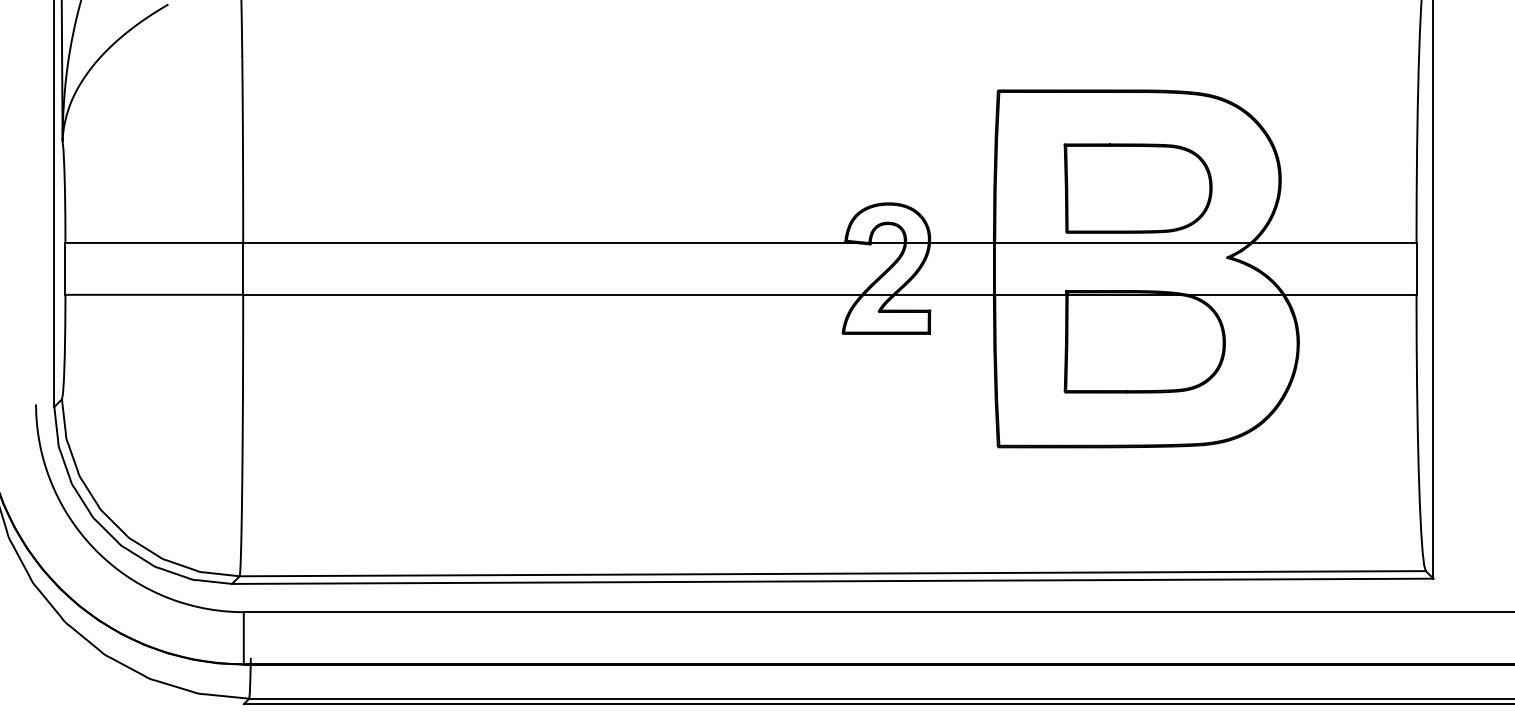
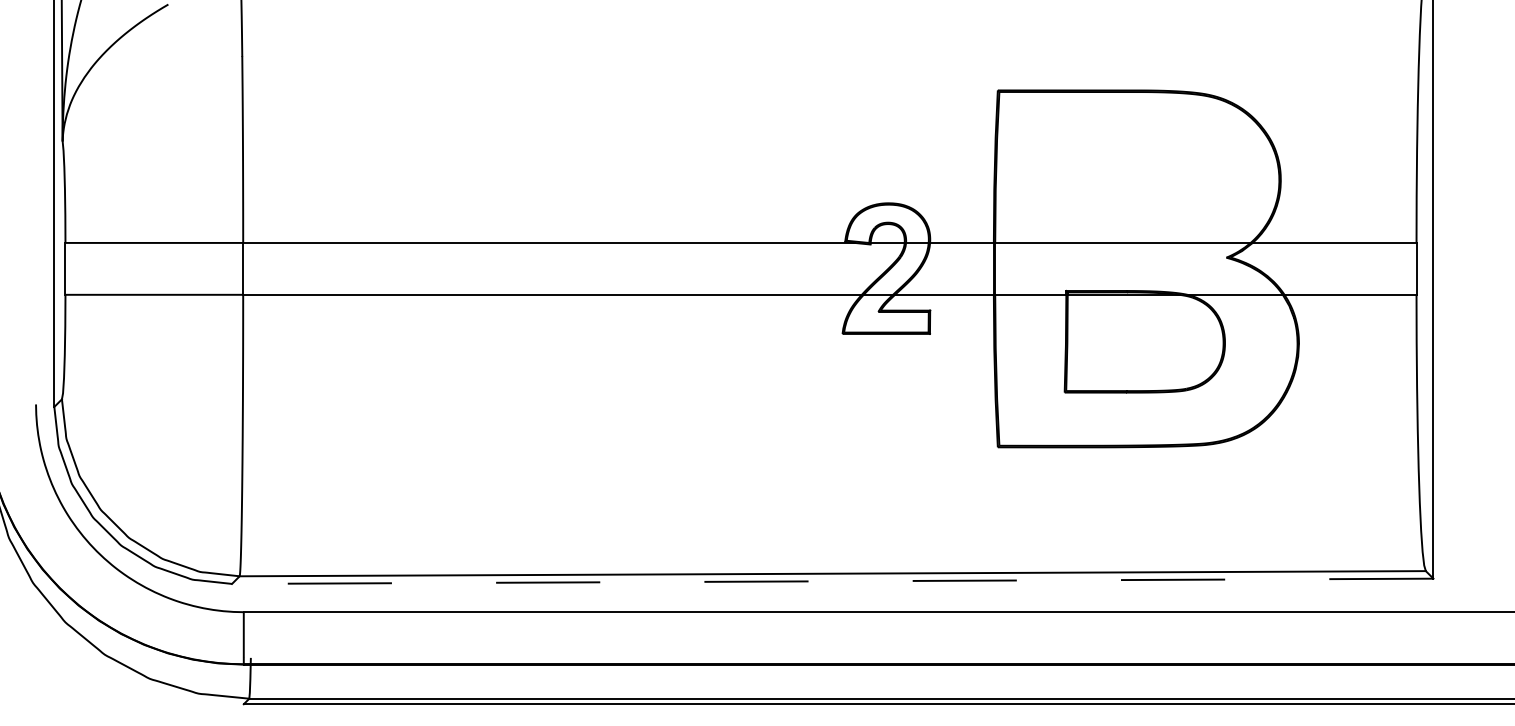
part: present -> none (1137, 188)
line: solid -> dashed (832, 581)
